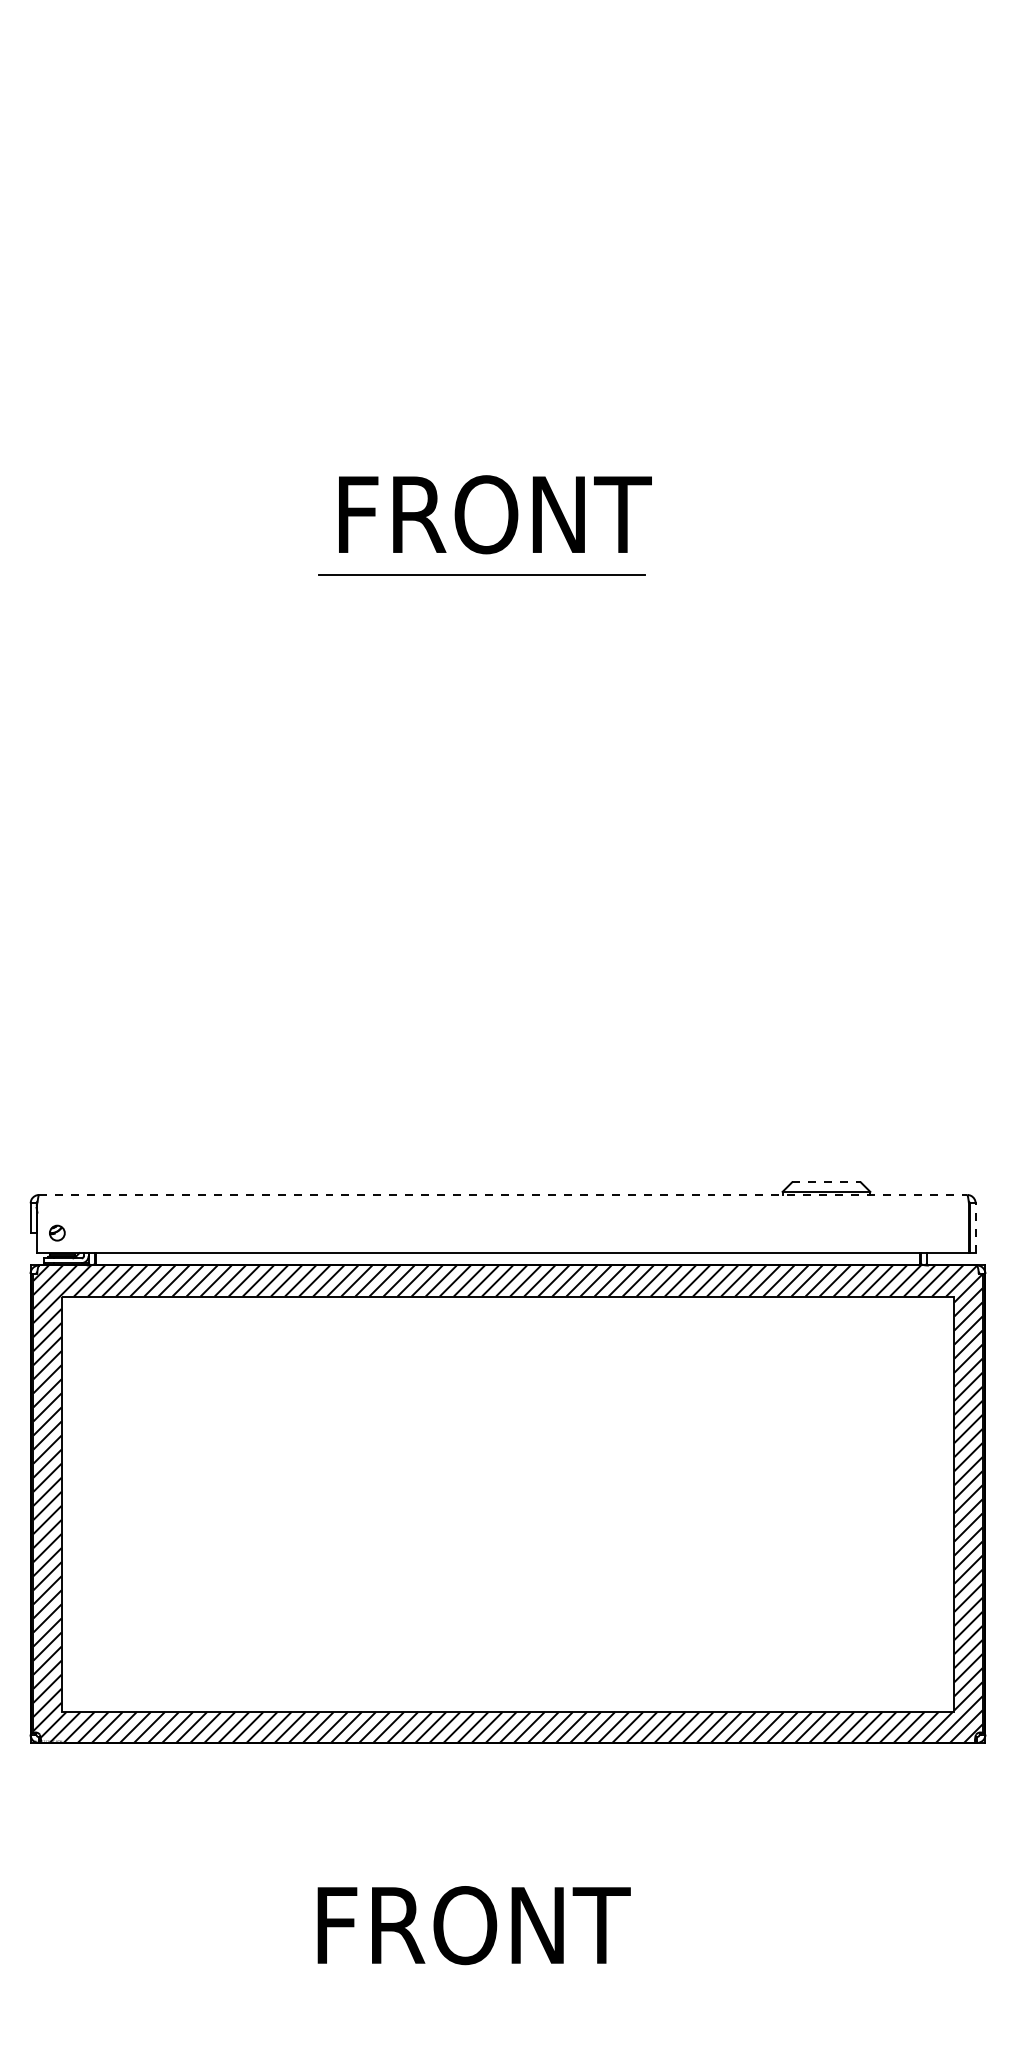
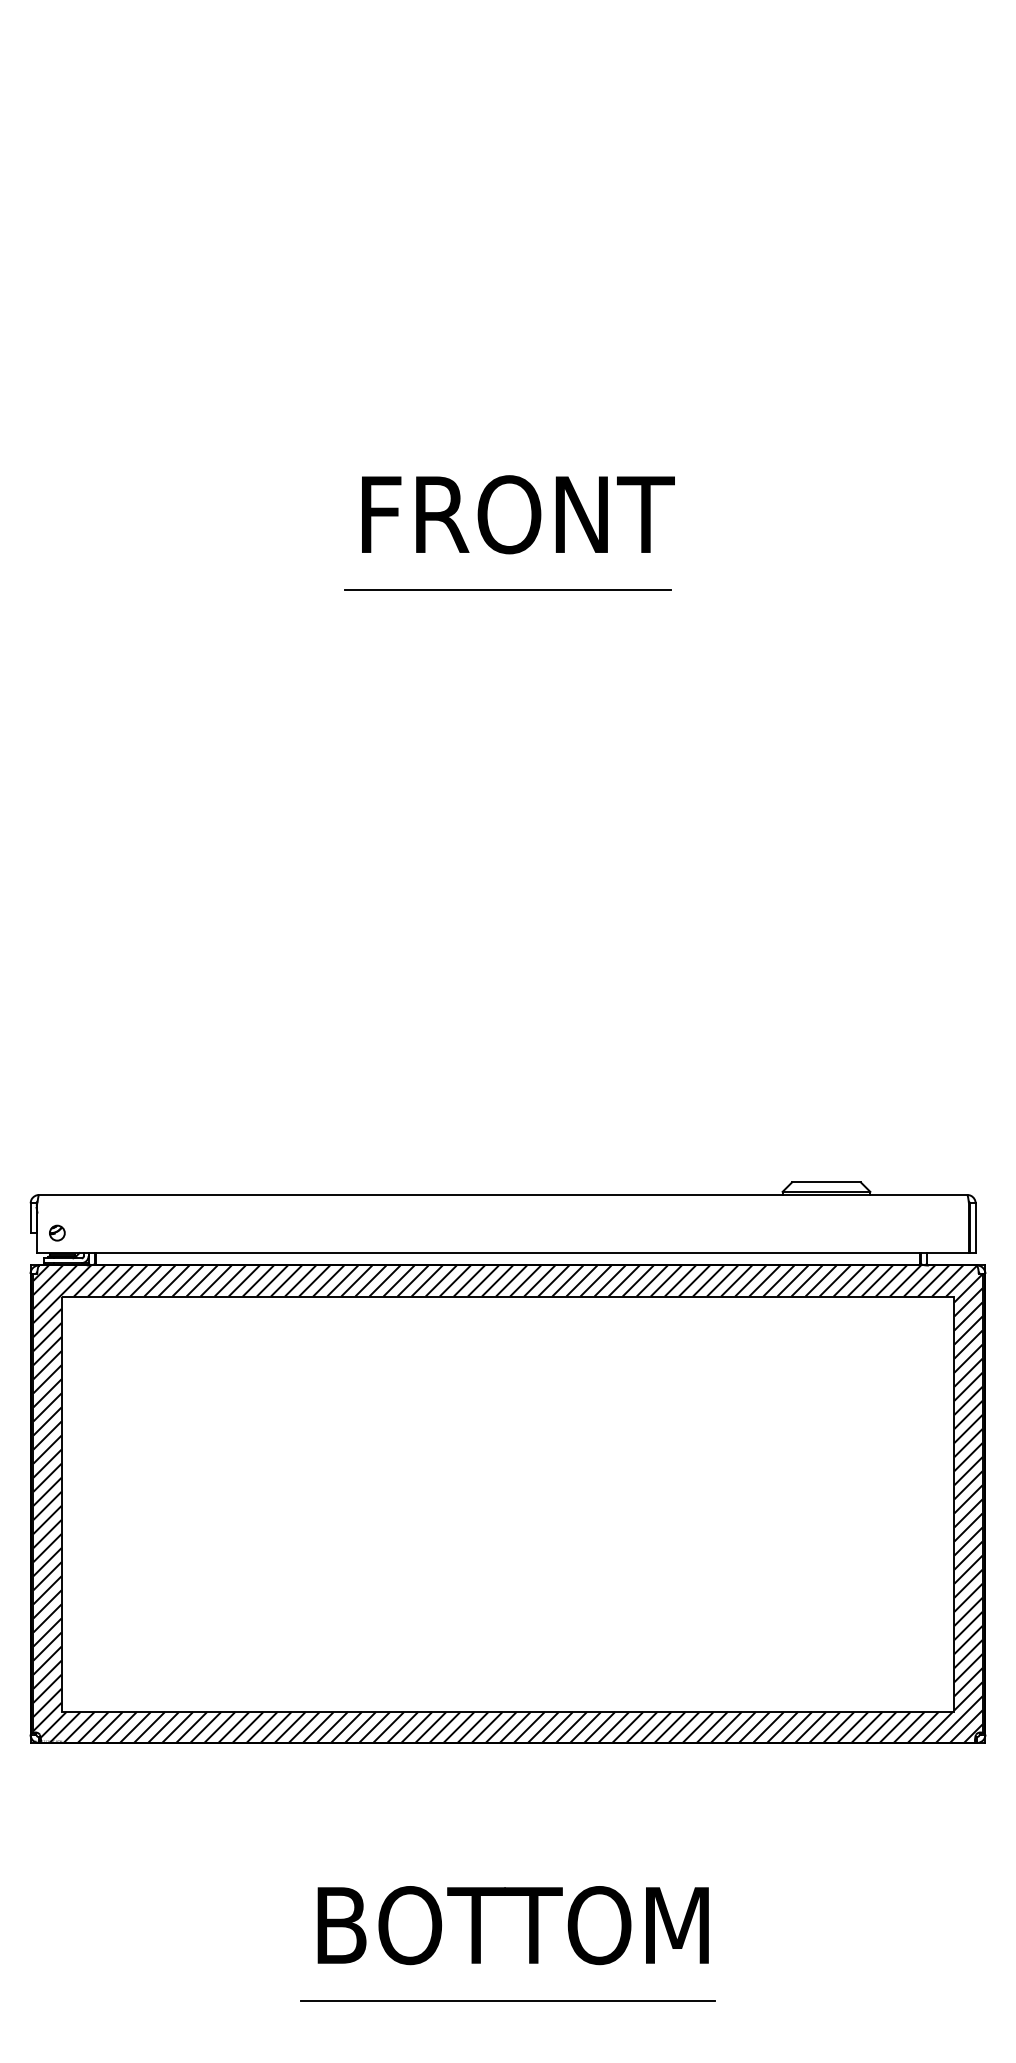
text position: (495, 514) -> (518, 514) (518, 514)
line position: (481, 574) -> (507, 589) (507, 589)
line: dashed -> solid (826, 1182)
line: dashed -> solid (503, 1194)
line: dashed -> solid (975, 1228)
text: FRONT -> BOTTOM (517, 1925)
line: none -> present (507, 2001)
